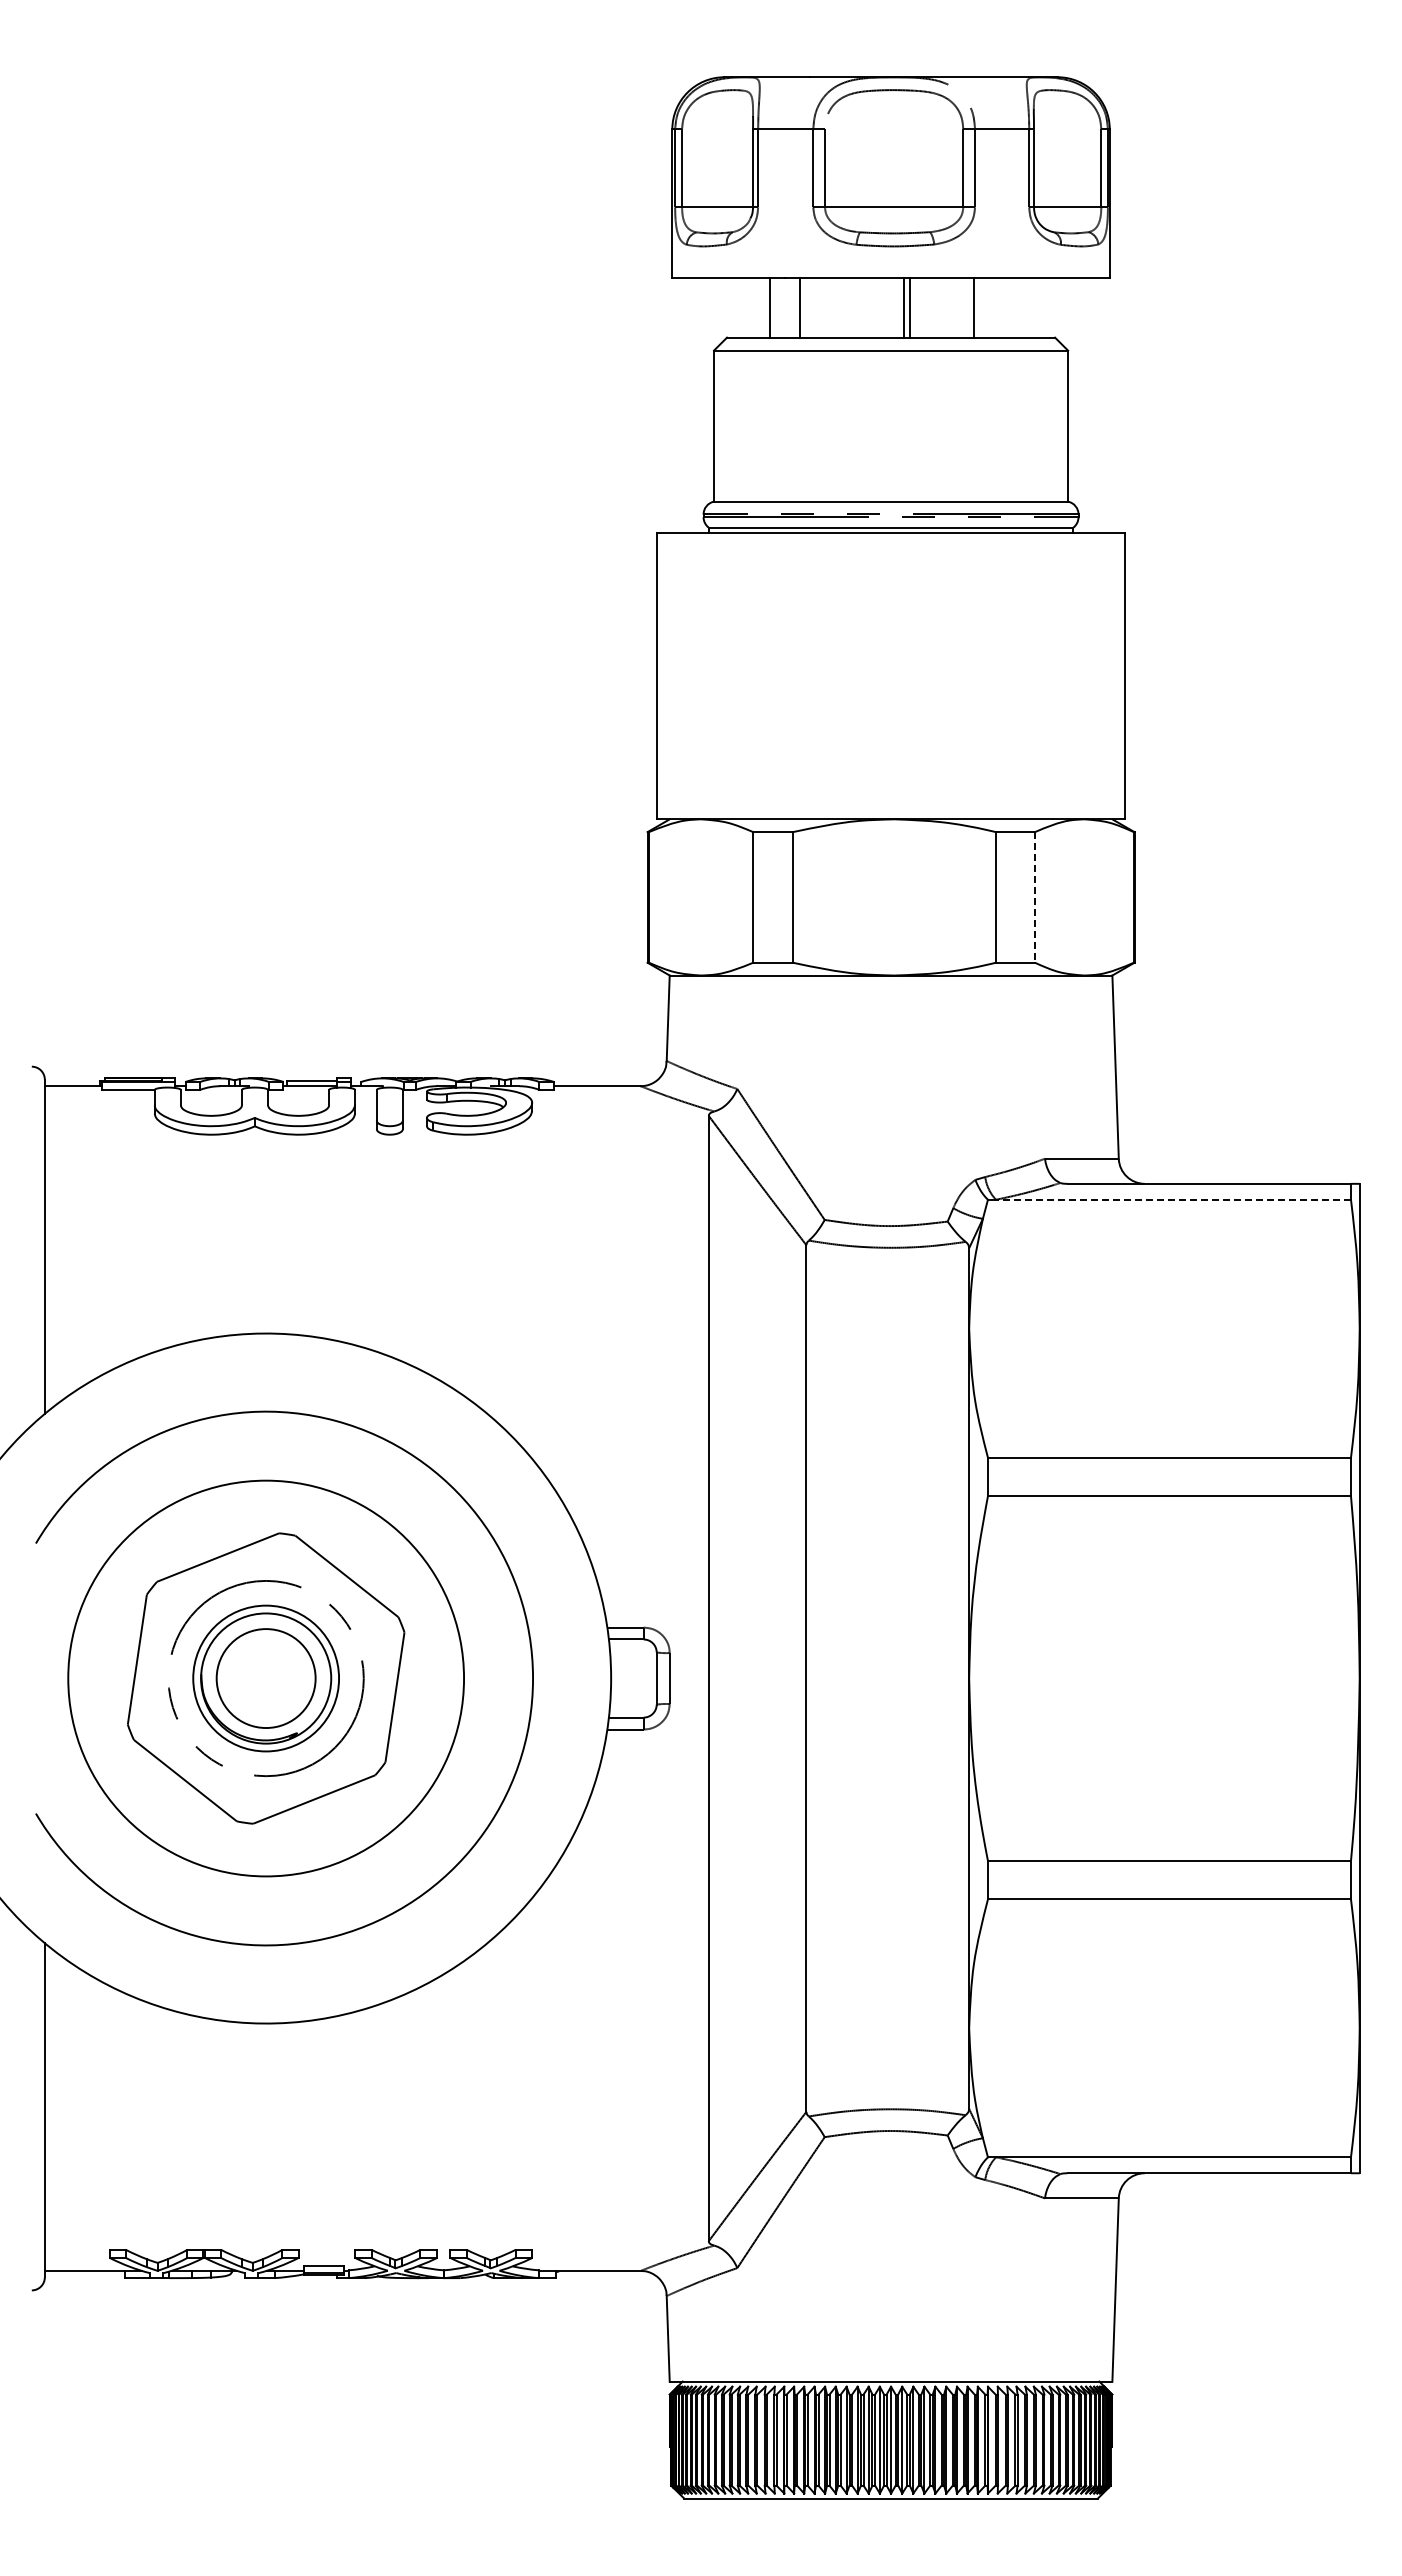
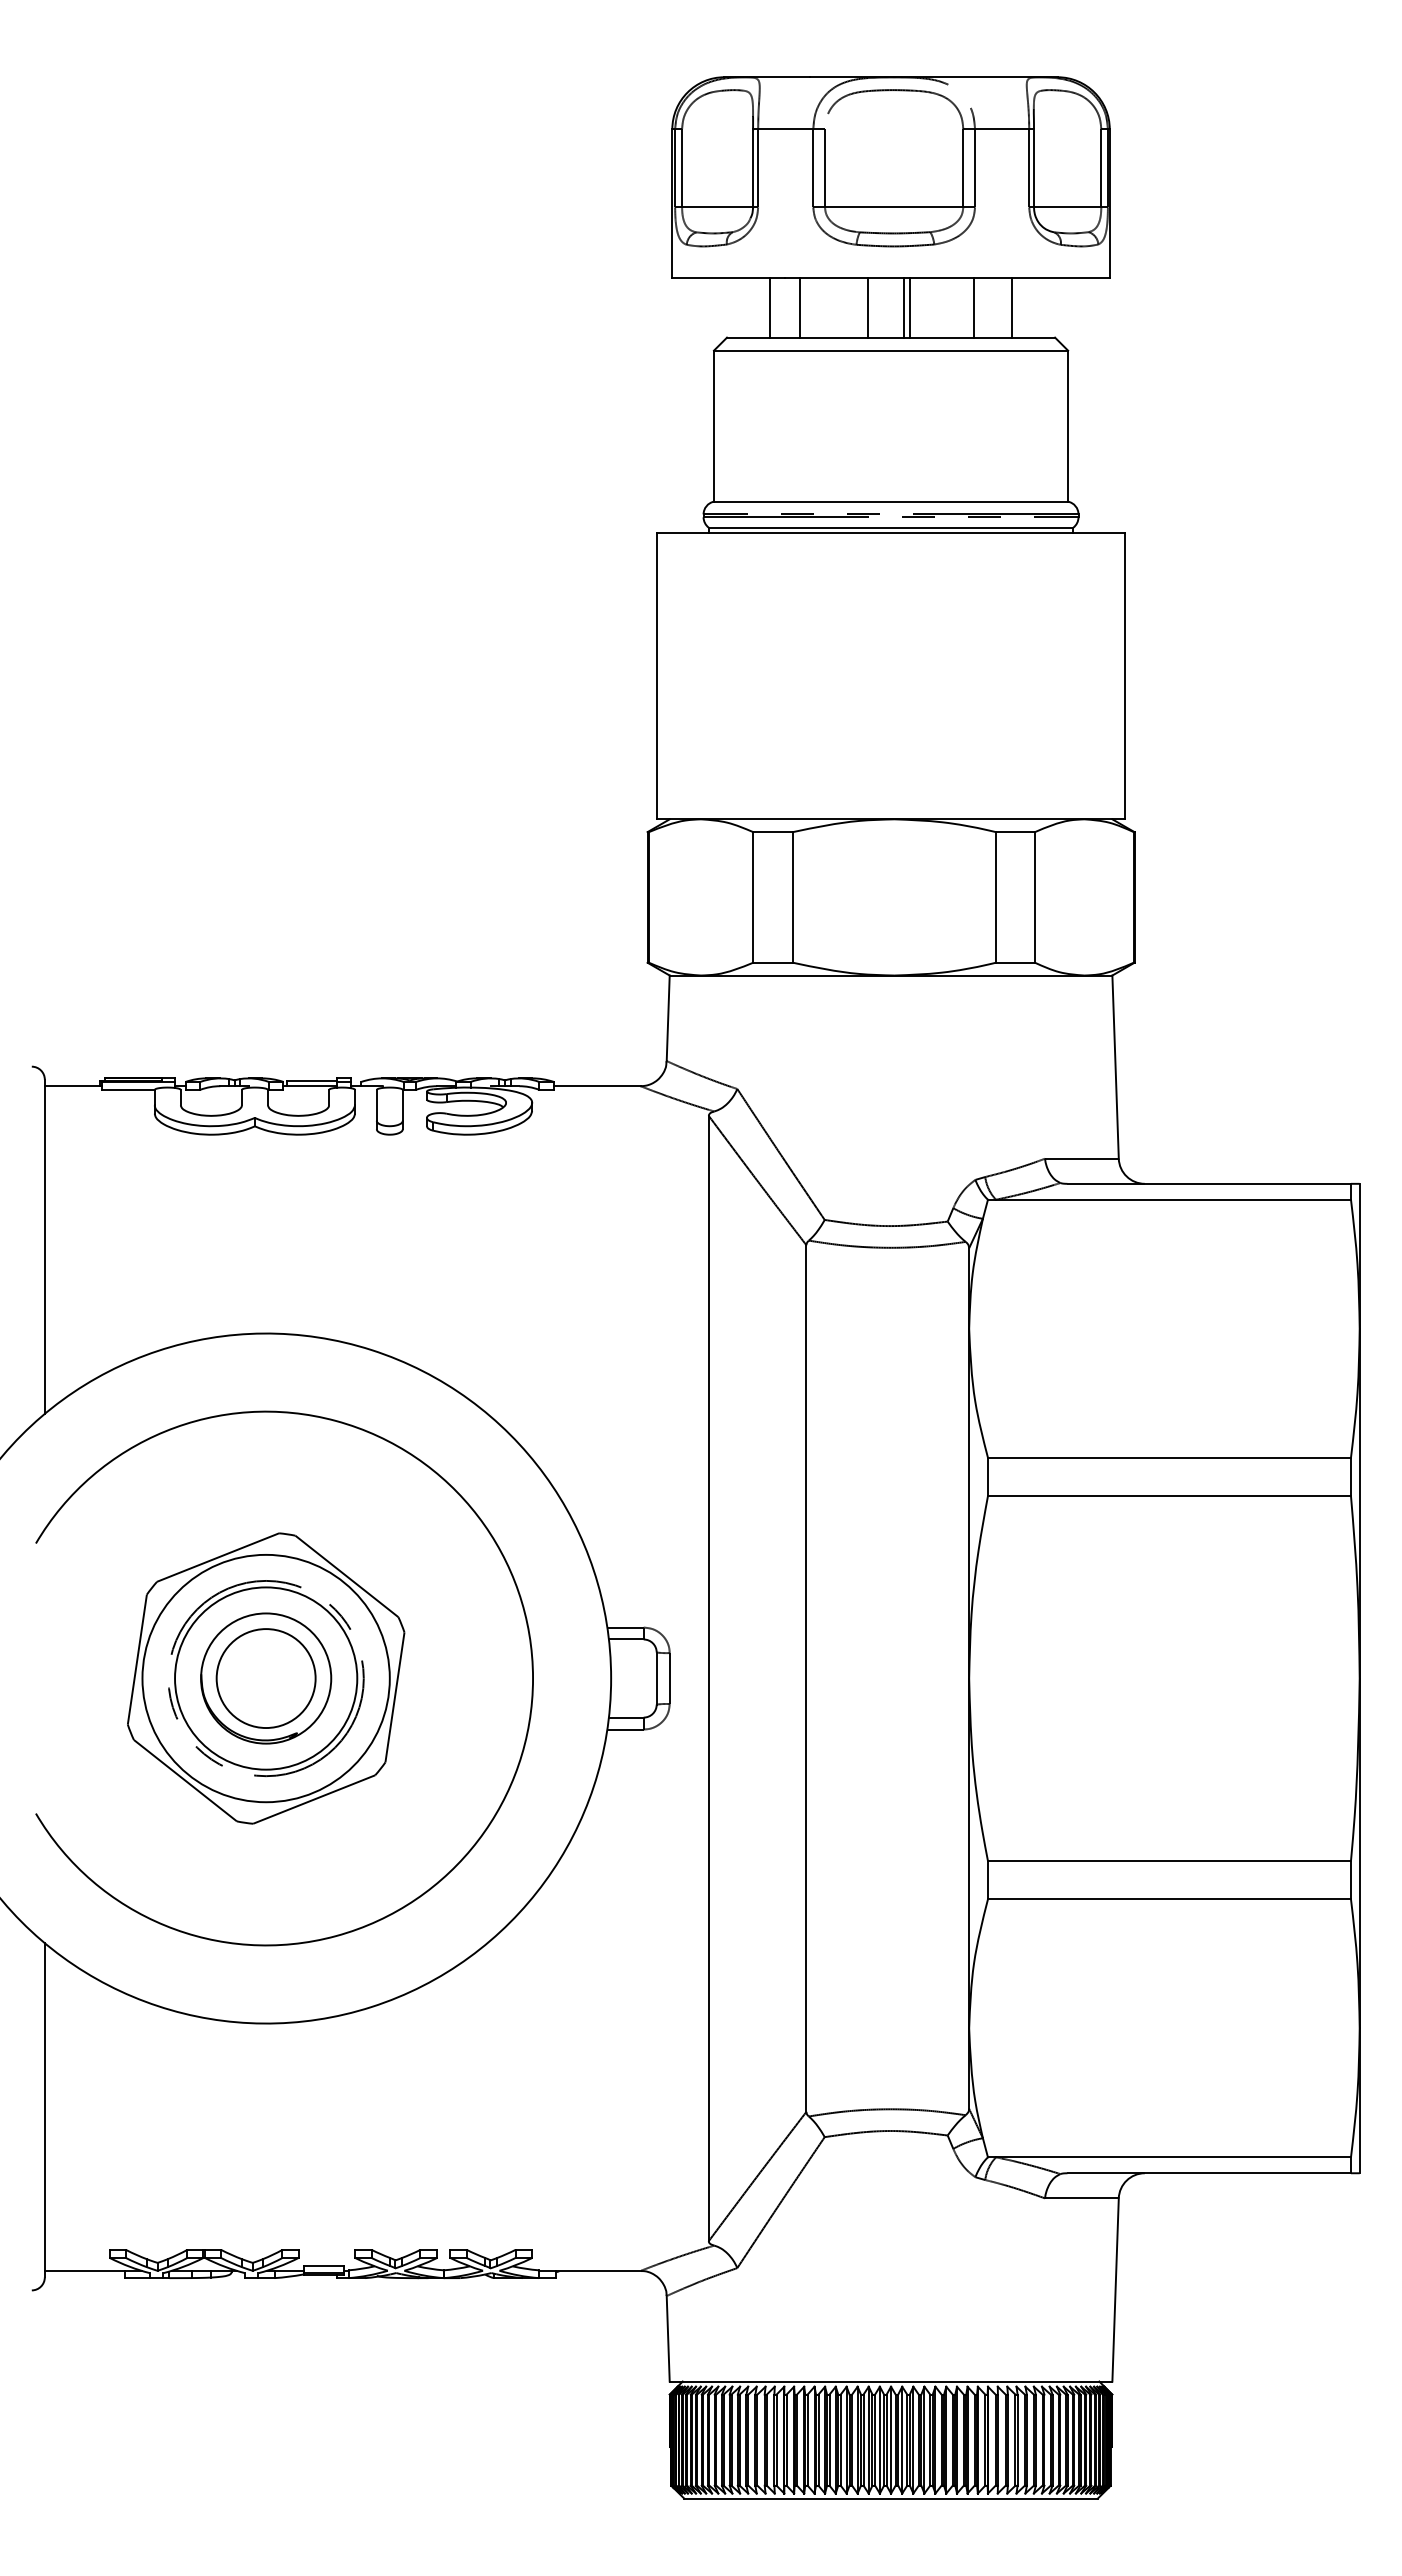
line: none -> present (868, 307)
line: none -> present (1012, 307)
line: dashed -> solid (1035, 897)
line: dashed -> solid (1173, 1199)
circle diameter: 146 px -> 182 px (266, 1678)
circle diameter: 396 px -> 247 px (265, 1678)
